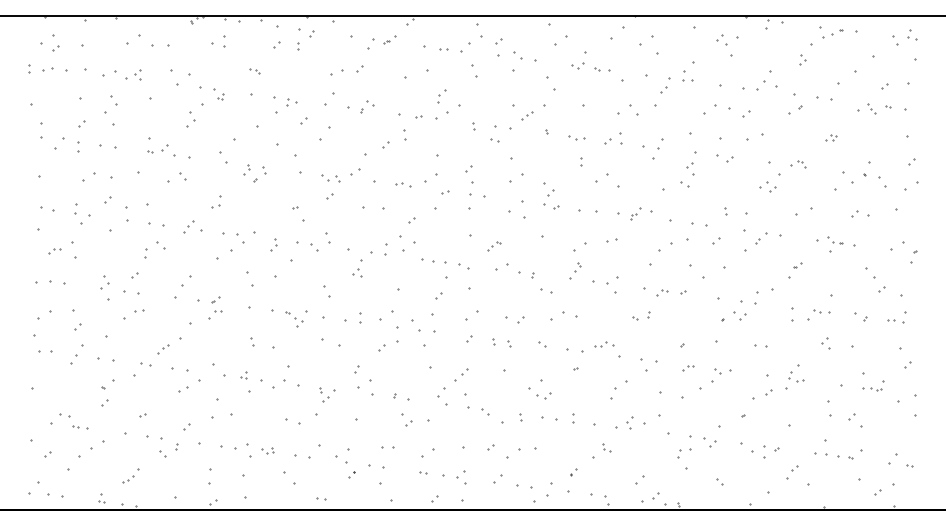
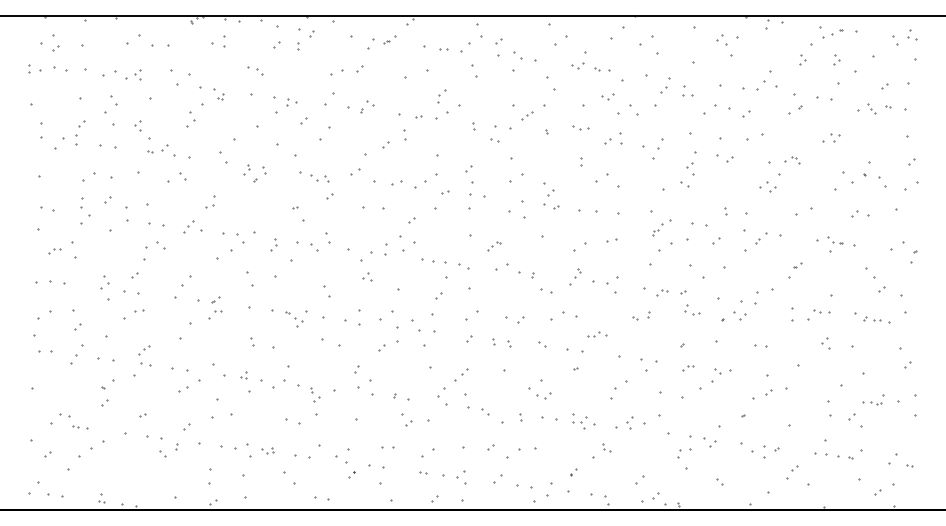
part: none -> present (836, 59)
part size: 12x5 px -> 17x6 px (47, 68)
part size: 12x7 px -> 17x10 px (255, 70)
part position: (687, 75) -> (687, 90) (687, 90)
part: none -> present (607, 96)
part: none -> present (137, 125)
part position: (576, 137) -> (580, 127) (580, 127)
part size: 13x8 px -> 19x10 px (831, 137)
part position: (78, 146) -> (76, 139) (76, 139)
part position: (798, 164) -> (792, 160) (792, 160)
part position: (330, 178) -> (319, 178) (319, 178)
part size: 17x6 px -> 26x9 px (403, 184)
part position: (216, 201) -> (210, 201) (210, 201)
part position: (75, 208) -> (81, 202) (81, 202)
part position: (635, 213) -> (657, 229) (657, 229)
part size: 4x11 px -> 5x15 px (145, 253)
part position: (575, 270) -> (575, 276) (575, 276)
part position: (357, 272) -> (367, 276) (367, 276)
part size: 3x12 px -> 3x17 px (359, 317)
part position: (895, 321) -> (881, 321) (881, 321)
part position: (604, 344) -> (597, 334) (597, 334)
part position: (163, 349) -> (144, 350) (144, 350)
part position: (796, 376) -> (692, 309) (692, 309)
part position: (873, 385) -> (873, 399) (873, 399)
part position: (324, 394) -> (315, 394) (315, 394)
part: none -> present (583, 422)
part: present -> none (130, 475)
part size: 11x4 px -> 16x5 px (321, 498)
